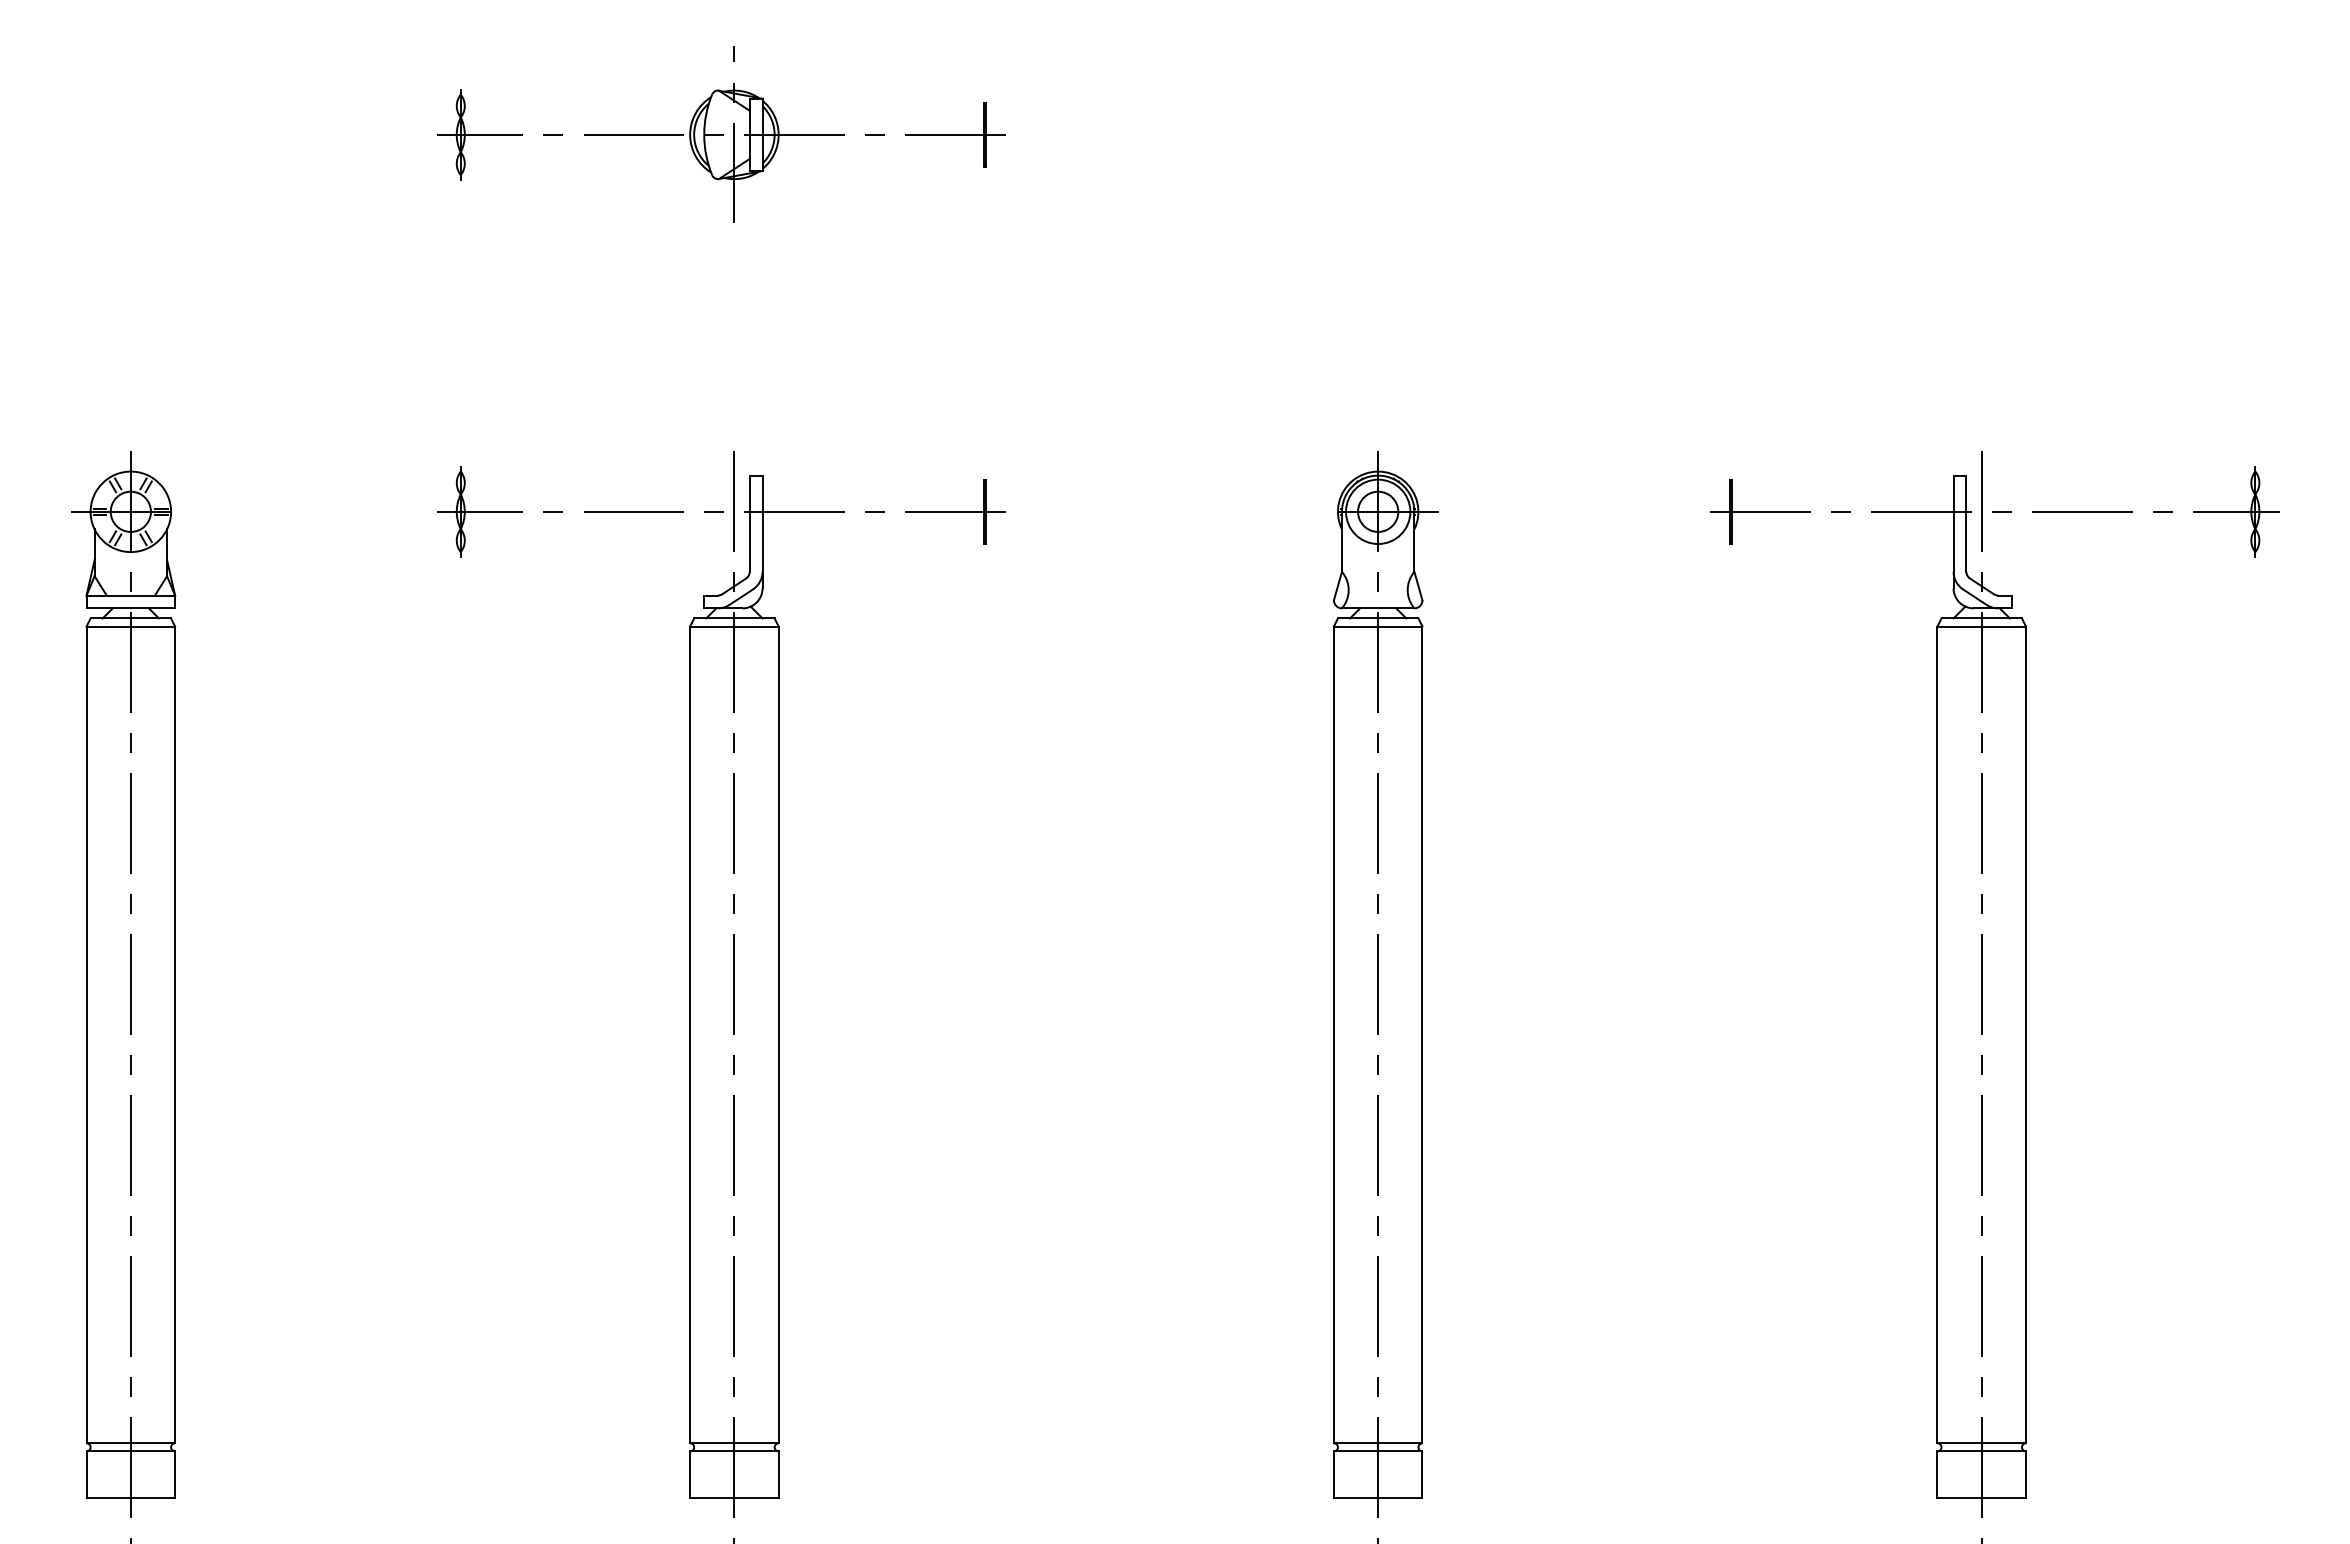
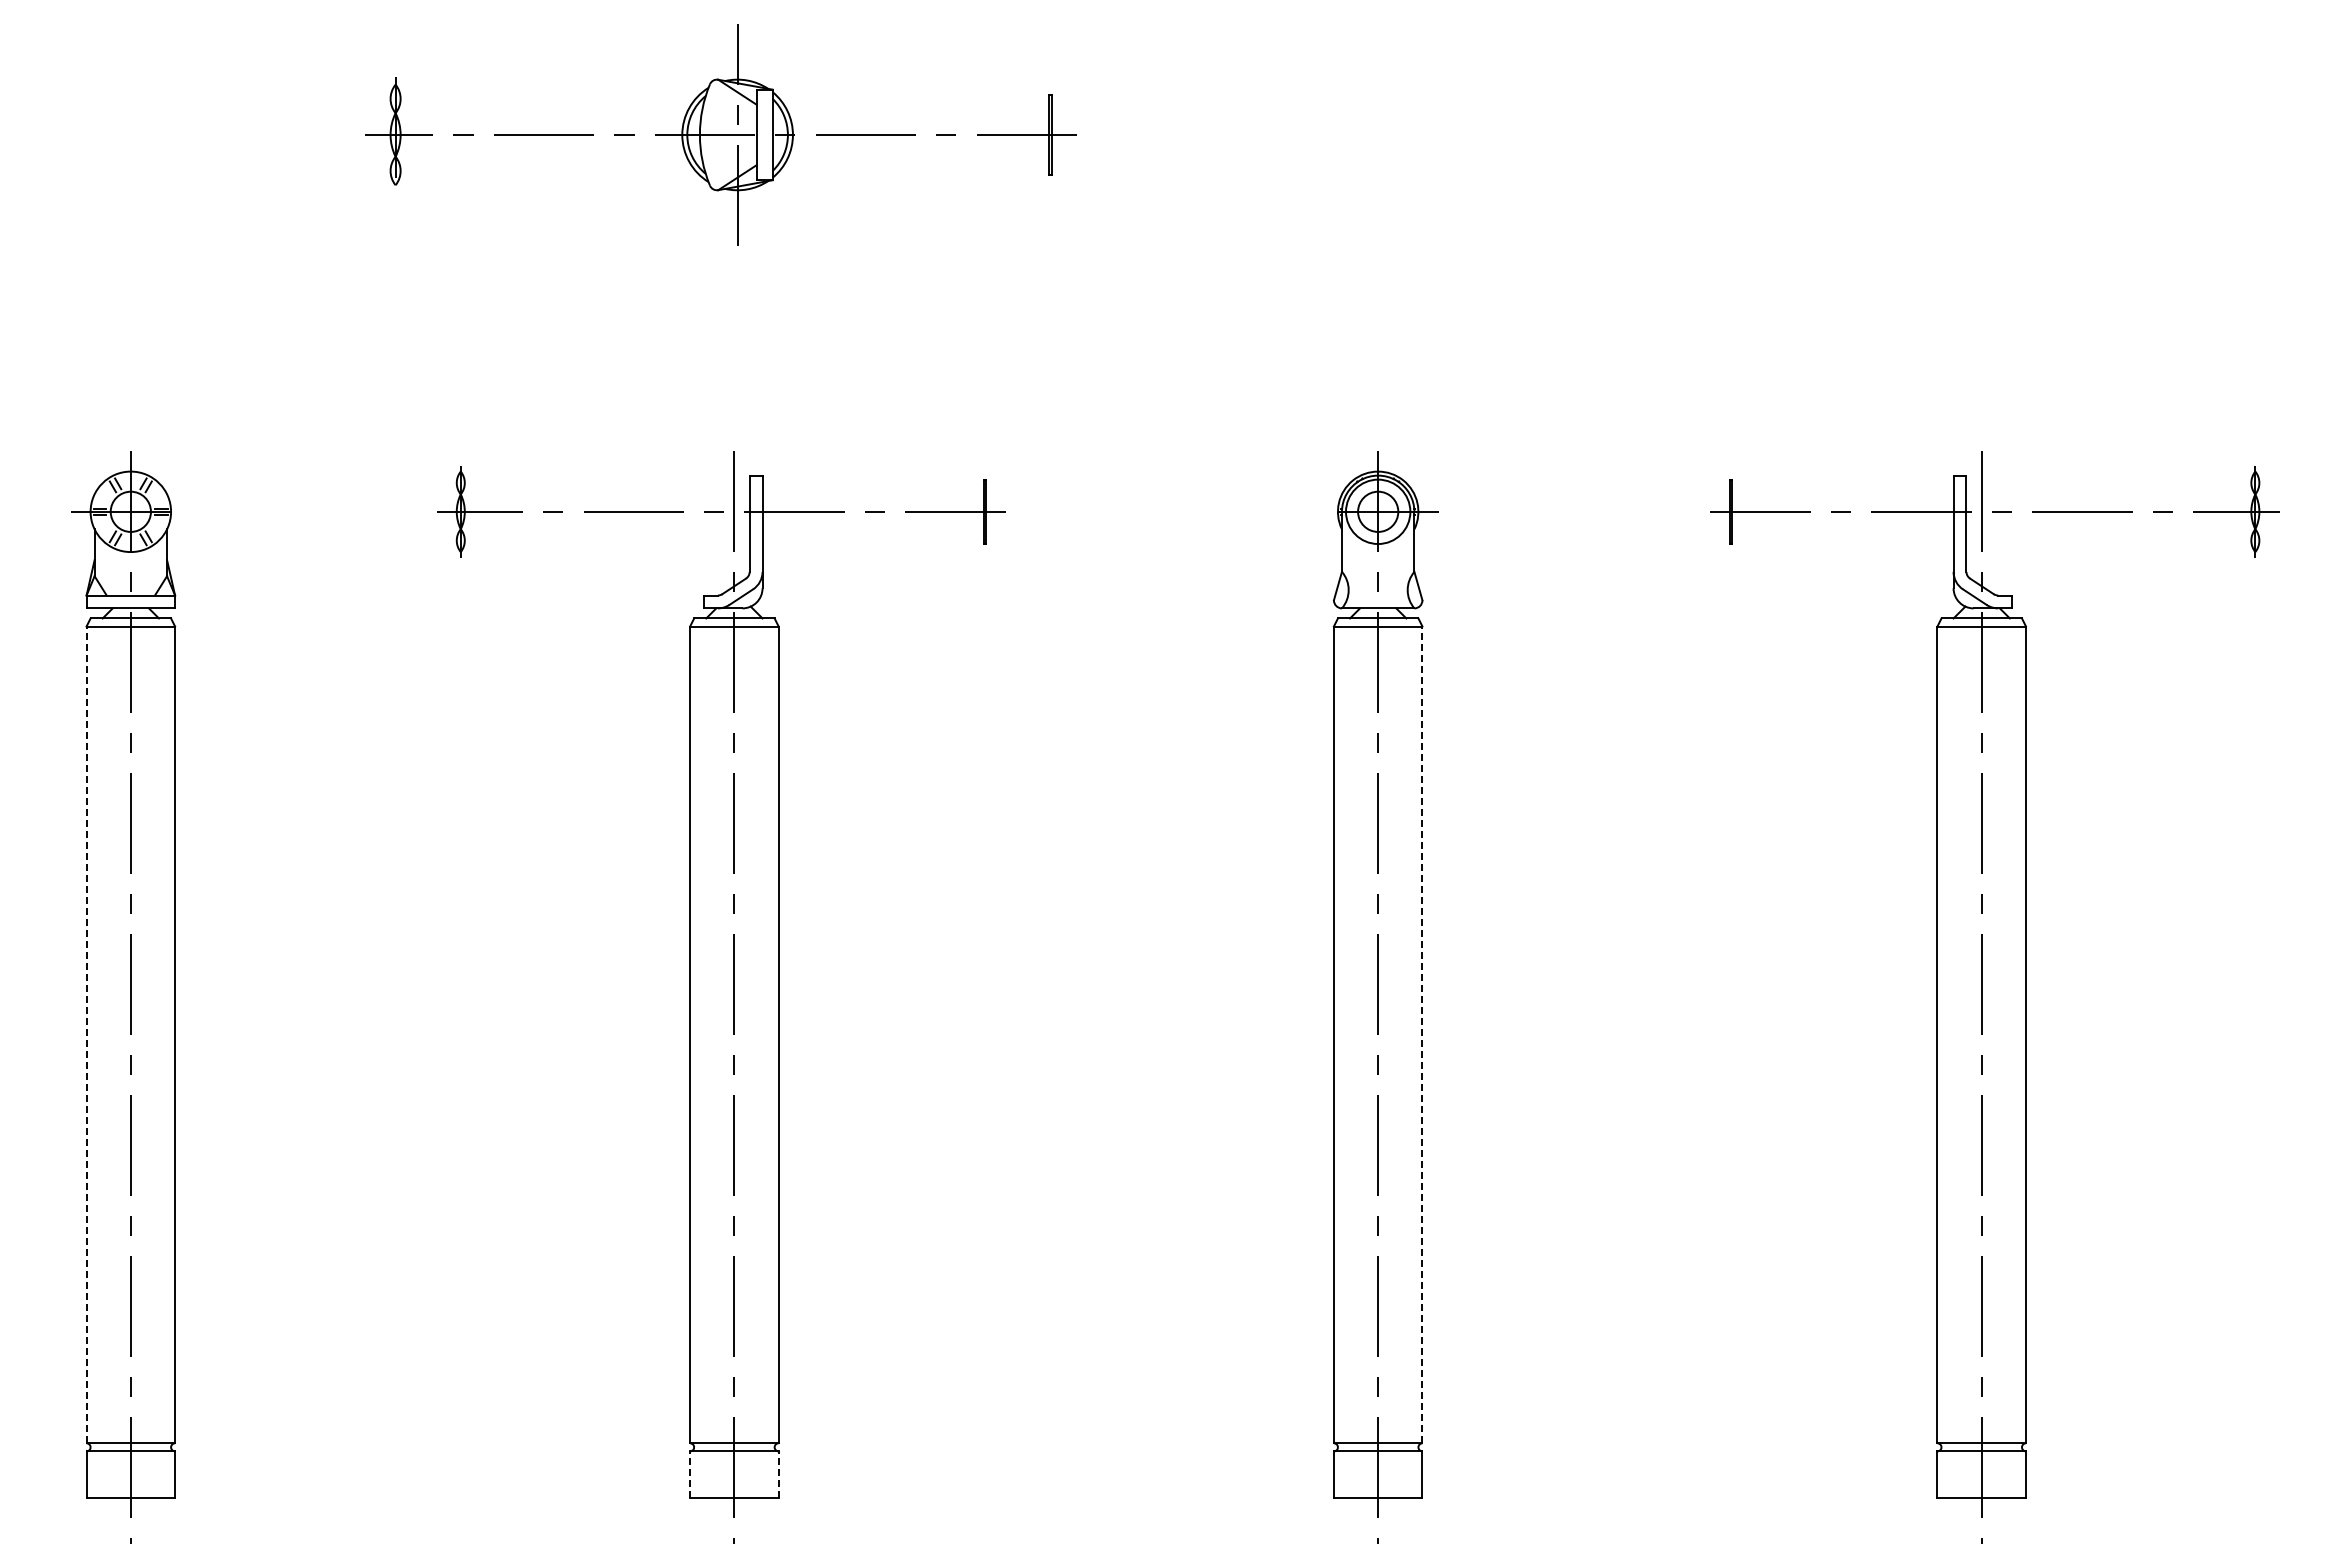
part size: 569x177 px -> 712x222 px (720, 134)
line: solid -> dashed (86, 1034)
line: solid -> dashed (1422, 1034)
line: solid -> dashed (690, 1474)
line: solid -> dashed (778, 1474)
